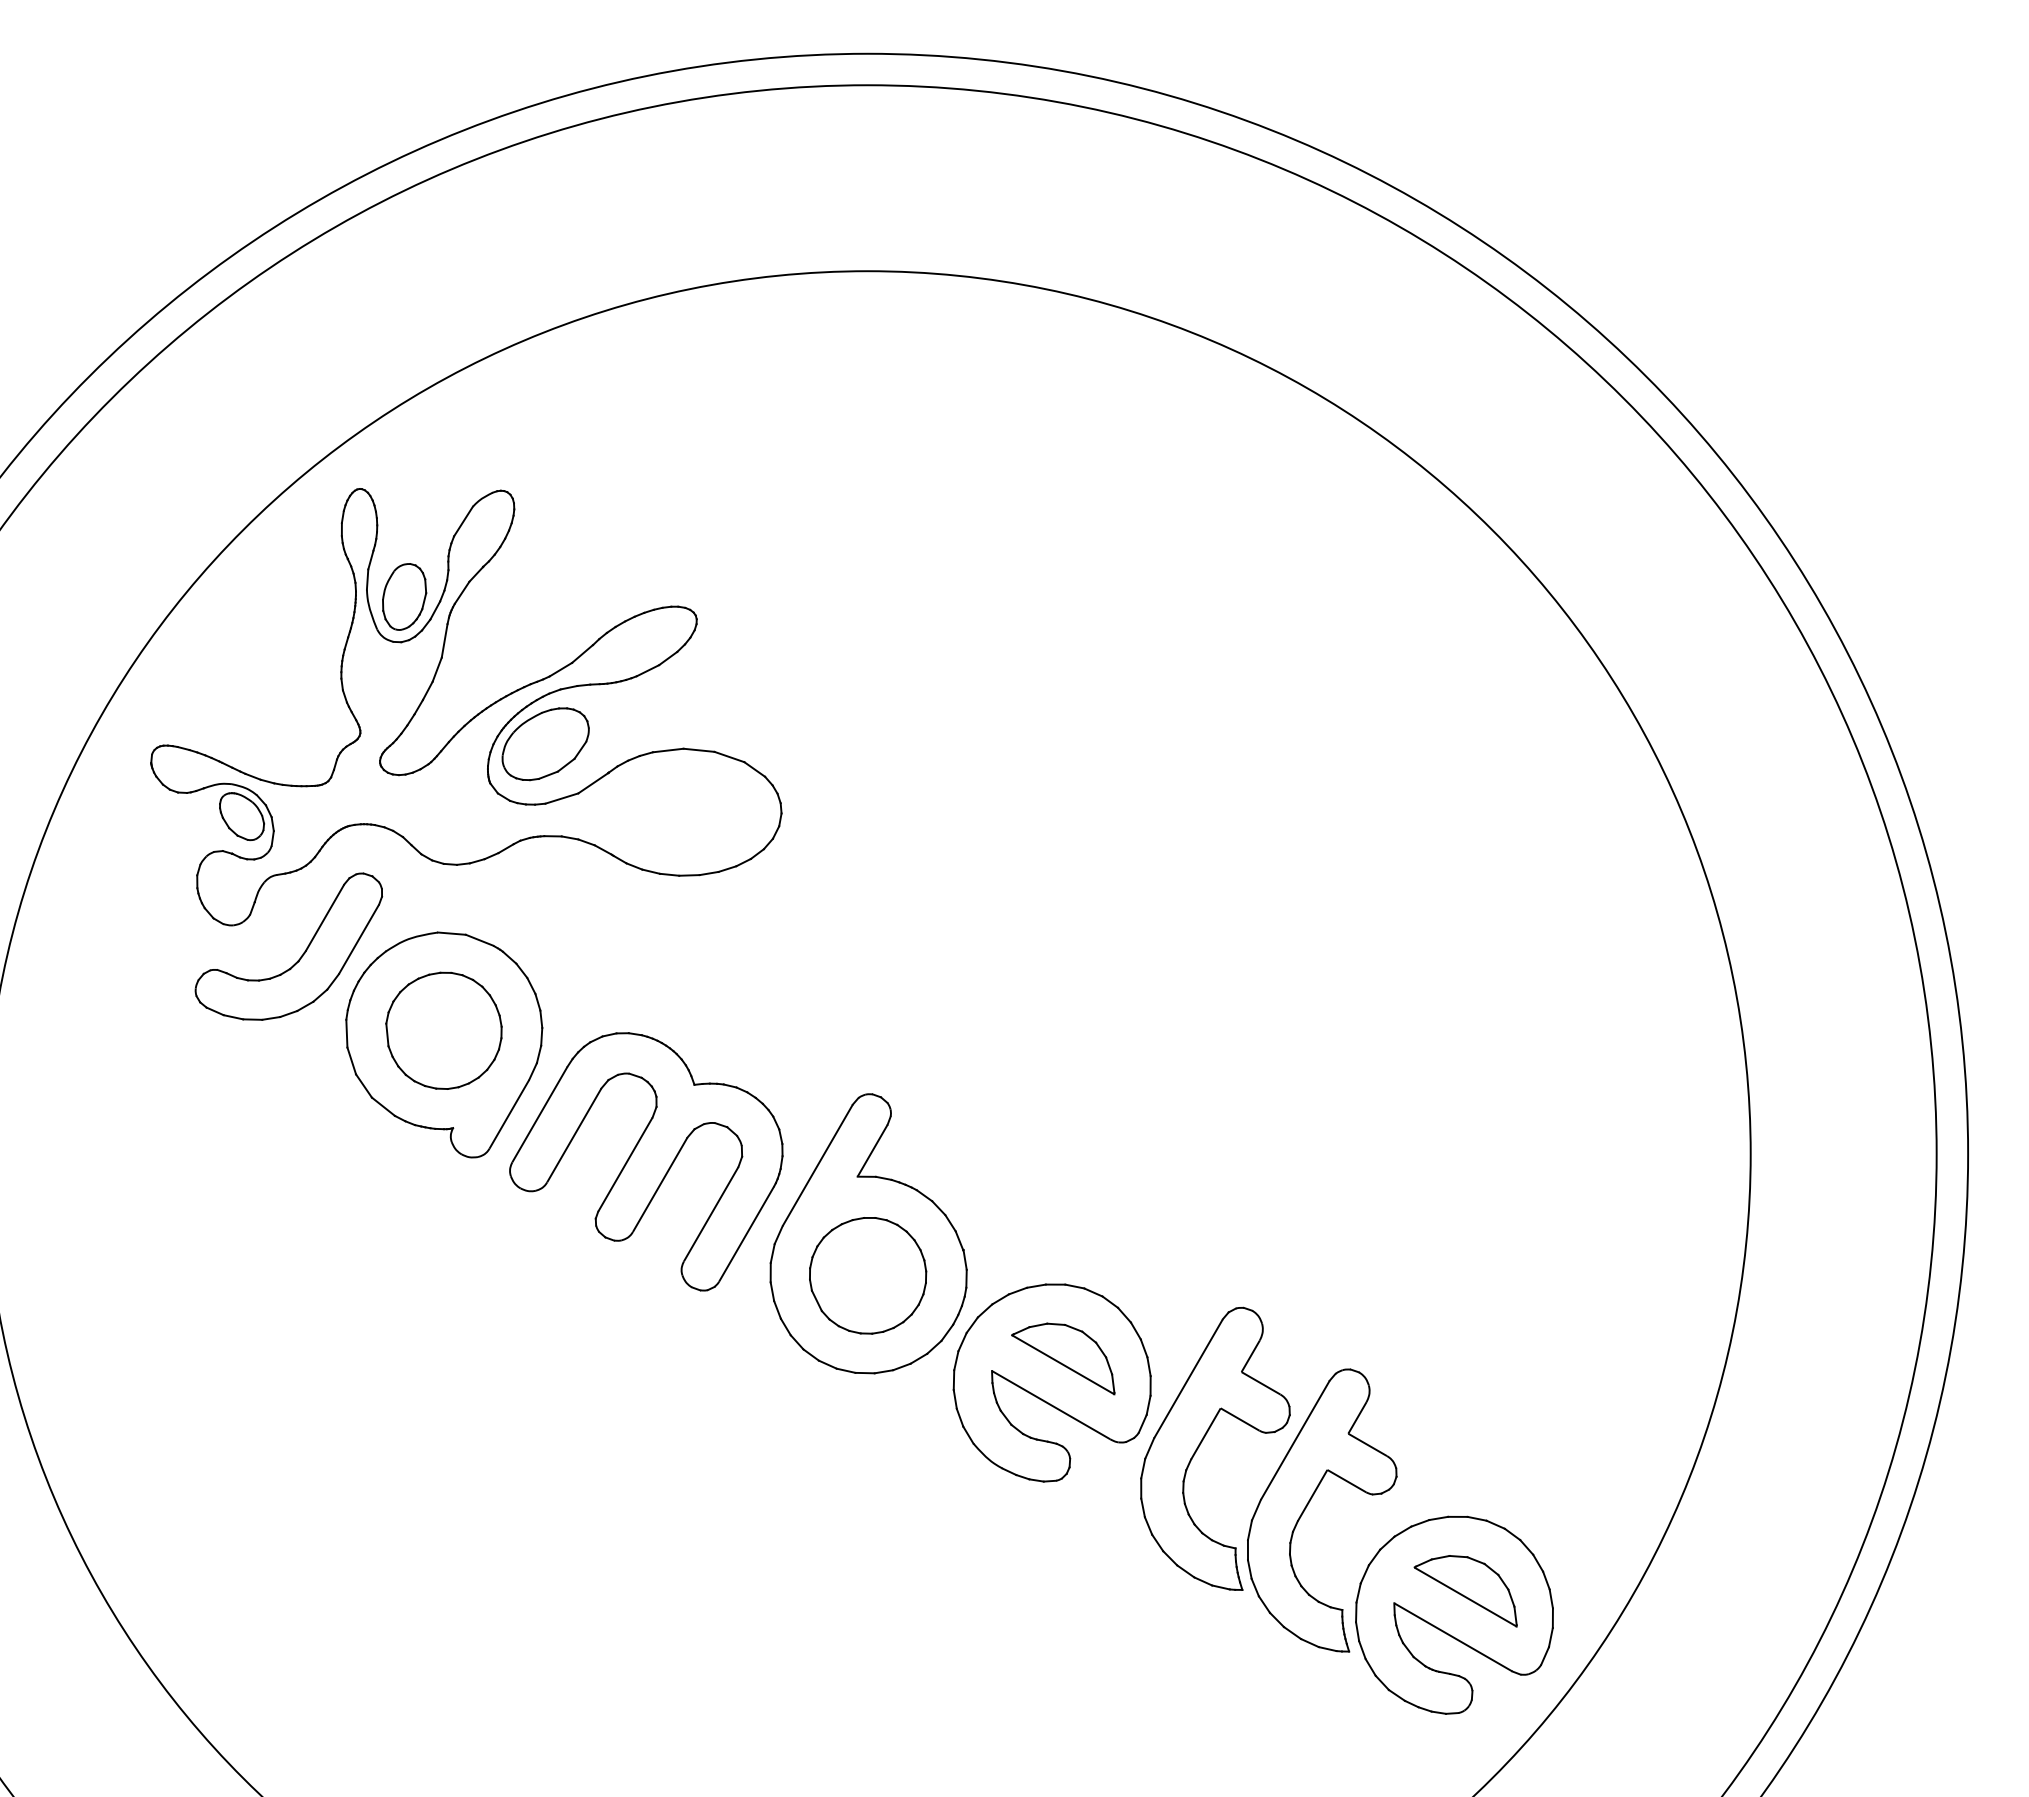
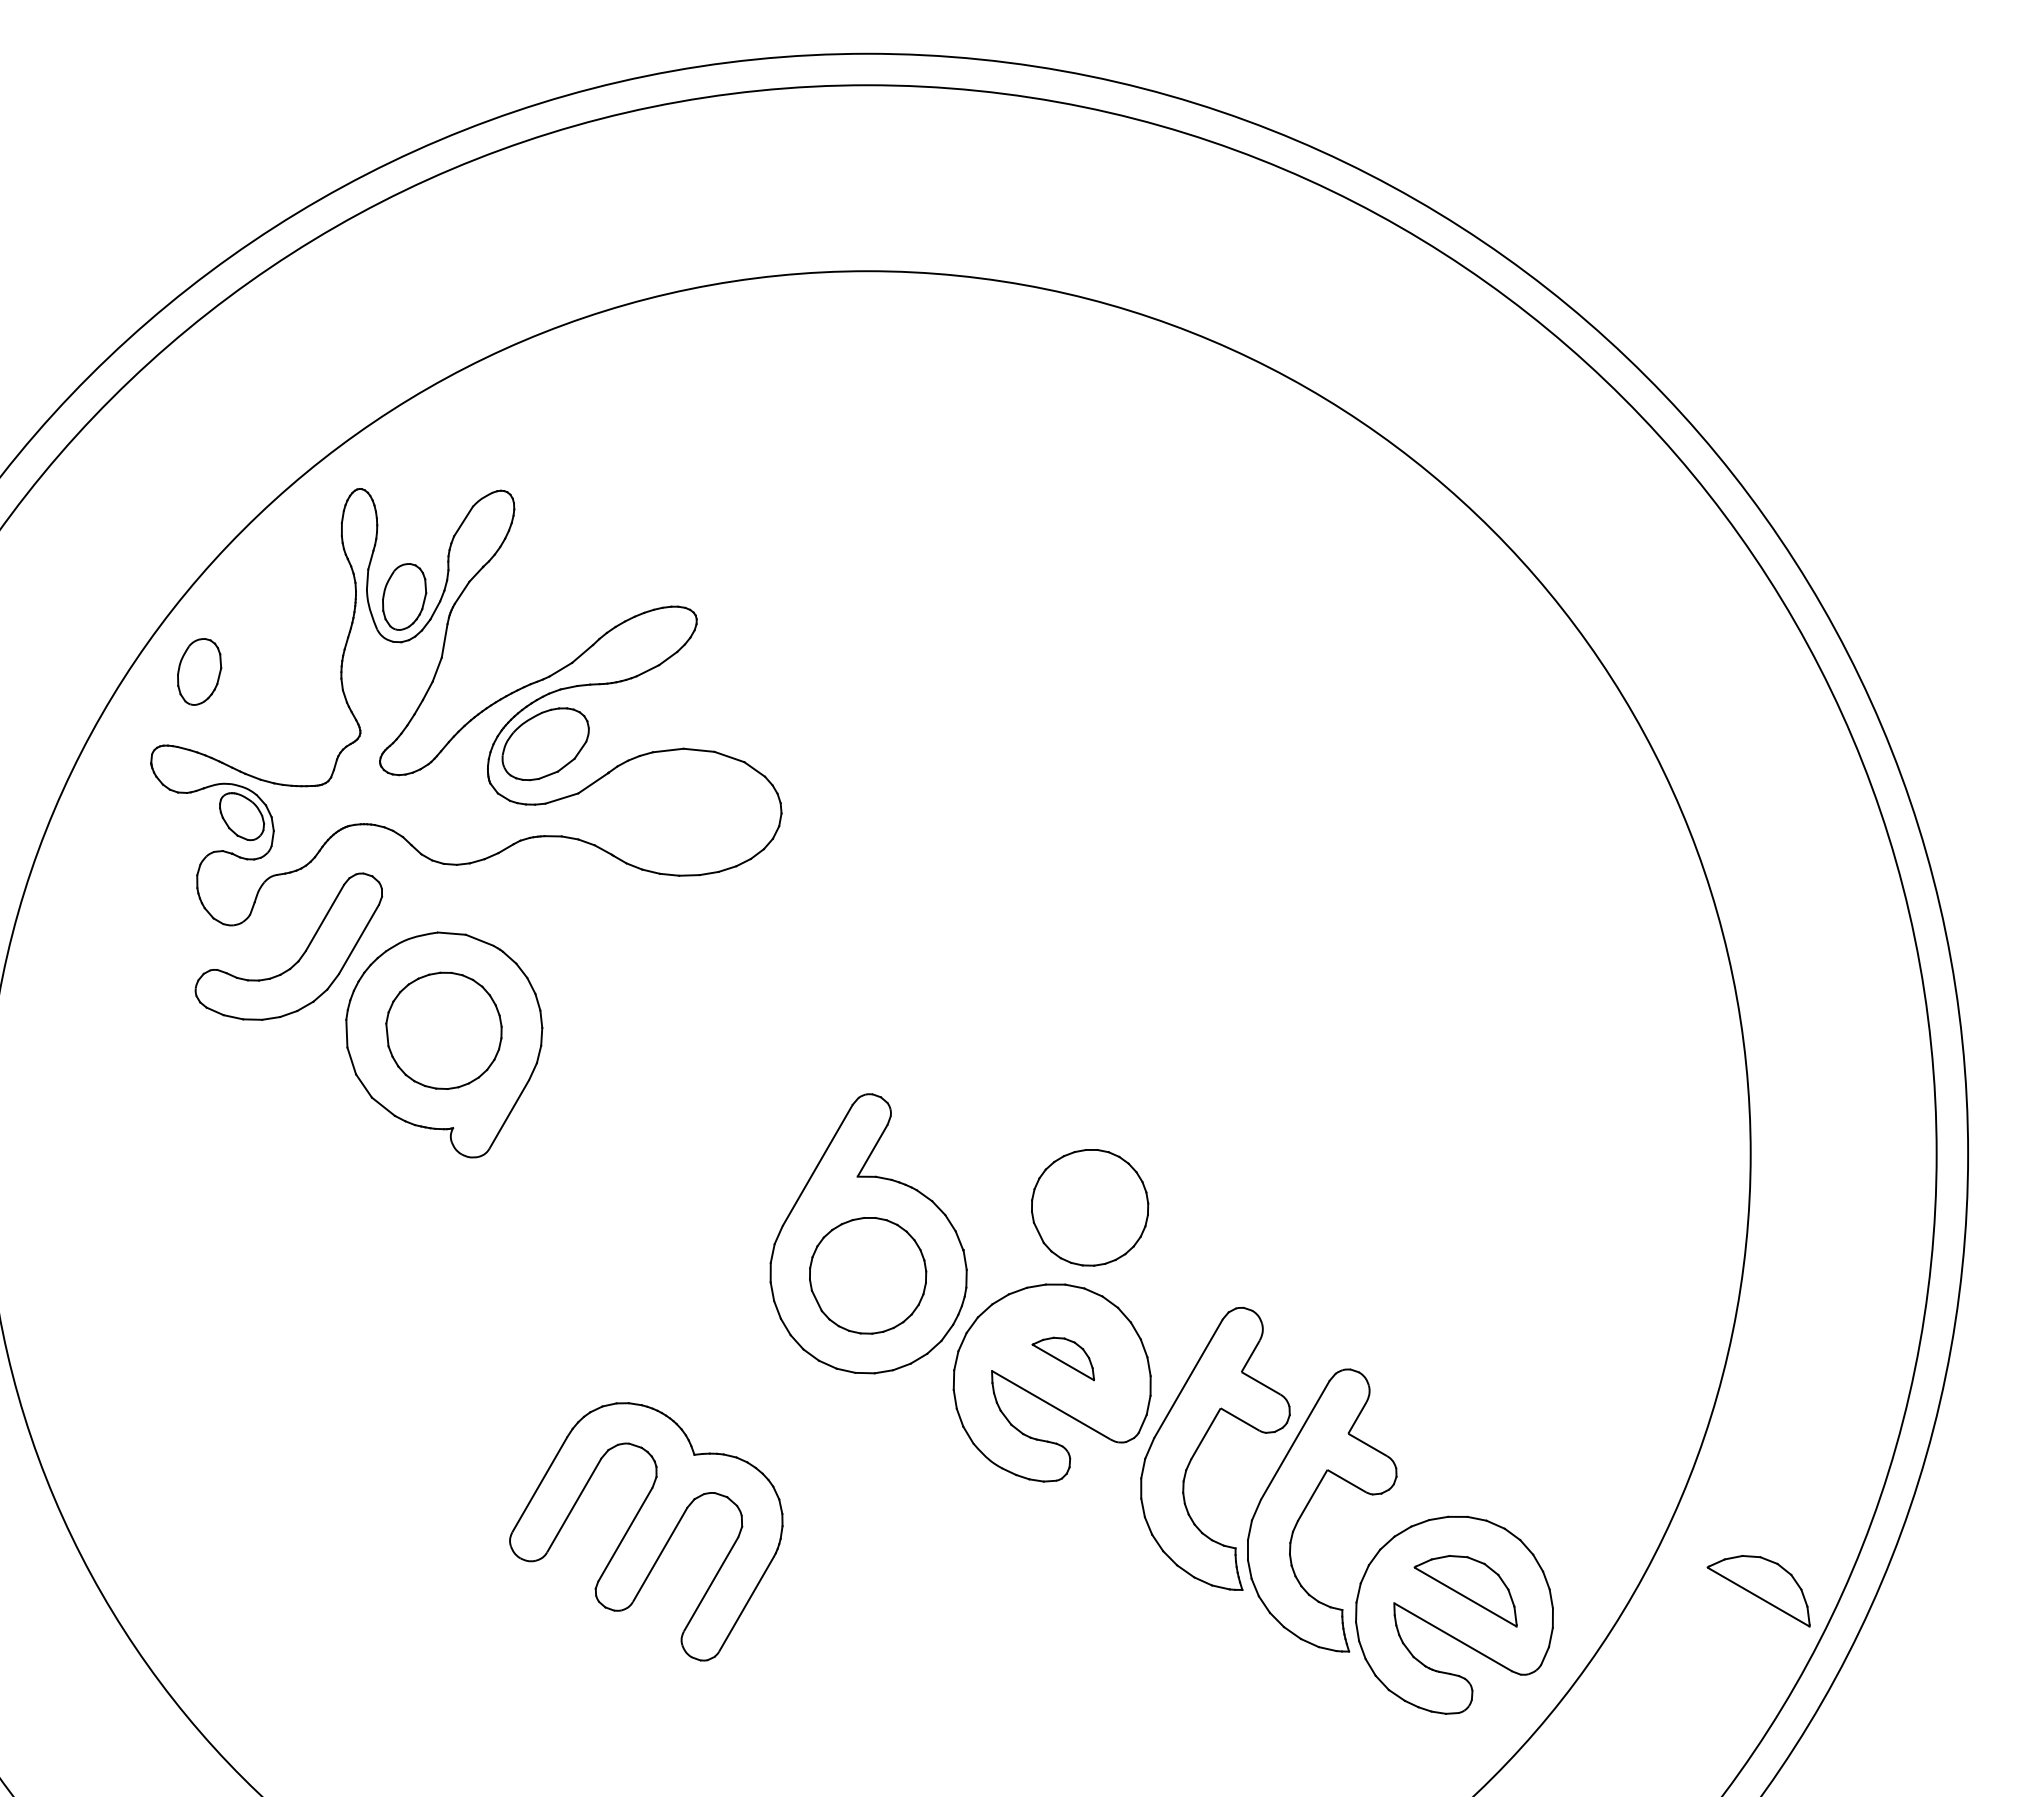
part: none -> present (199, 671)
part position: (646, 1161) -> (646, 1531) (646, 1531)
part: none -> present (1090, 1207)
part size: 105x74 px -> 64x46 px (1062, 1358)
part: none -> present (1758, 1591)
